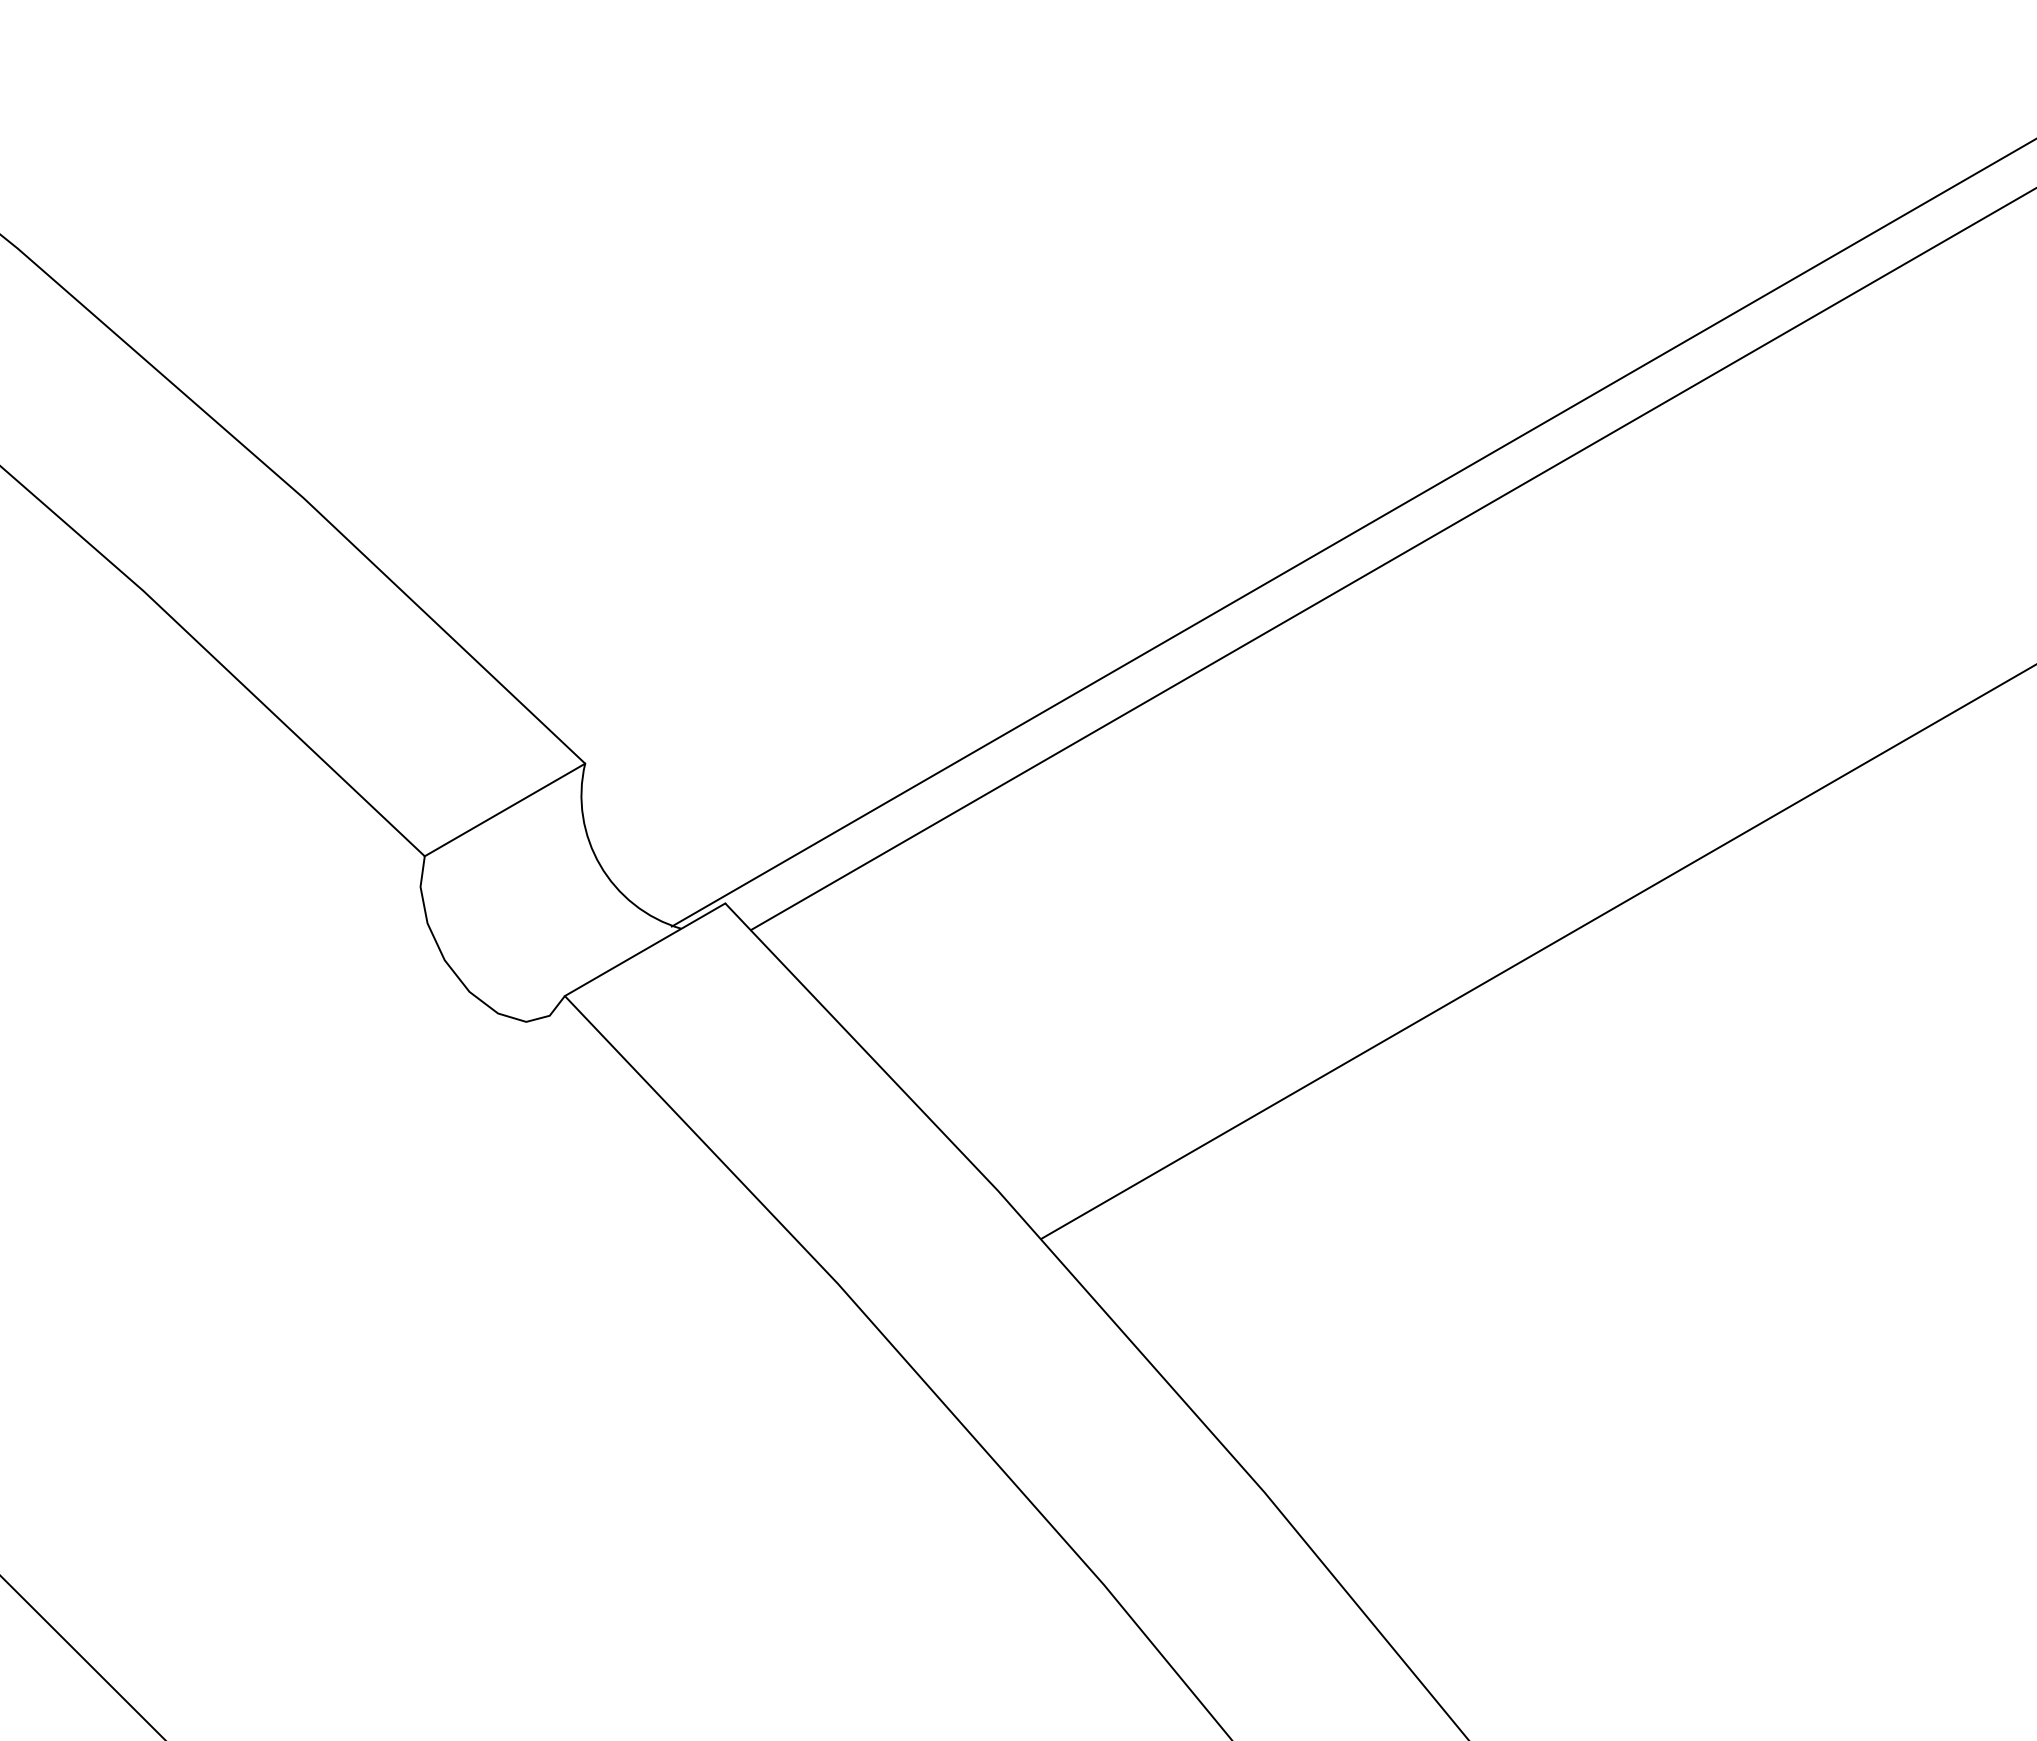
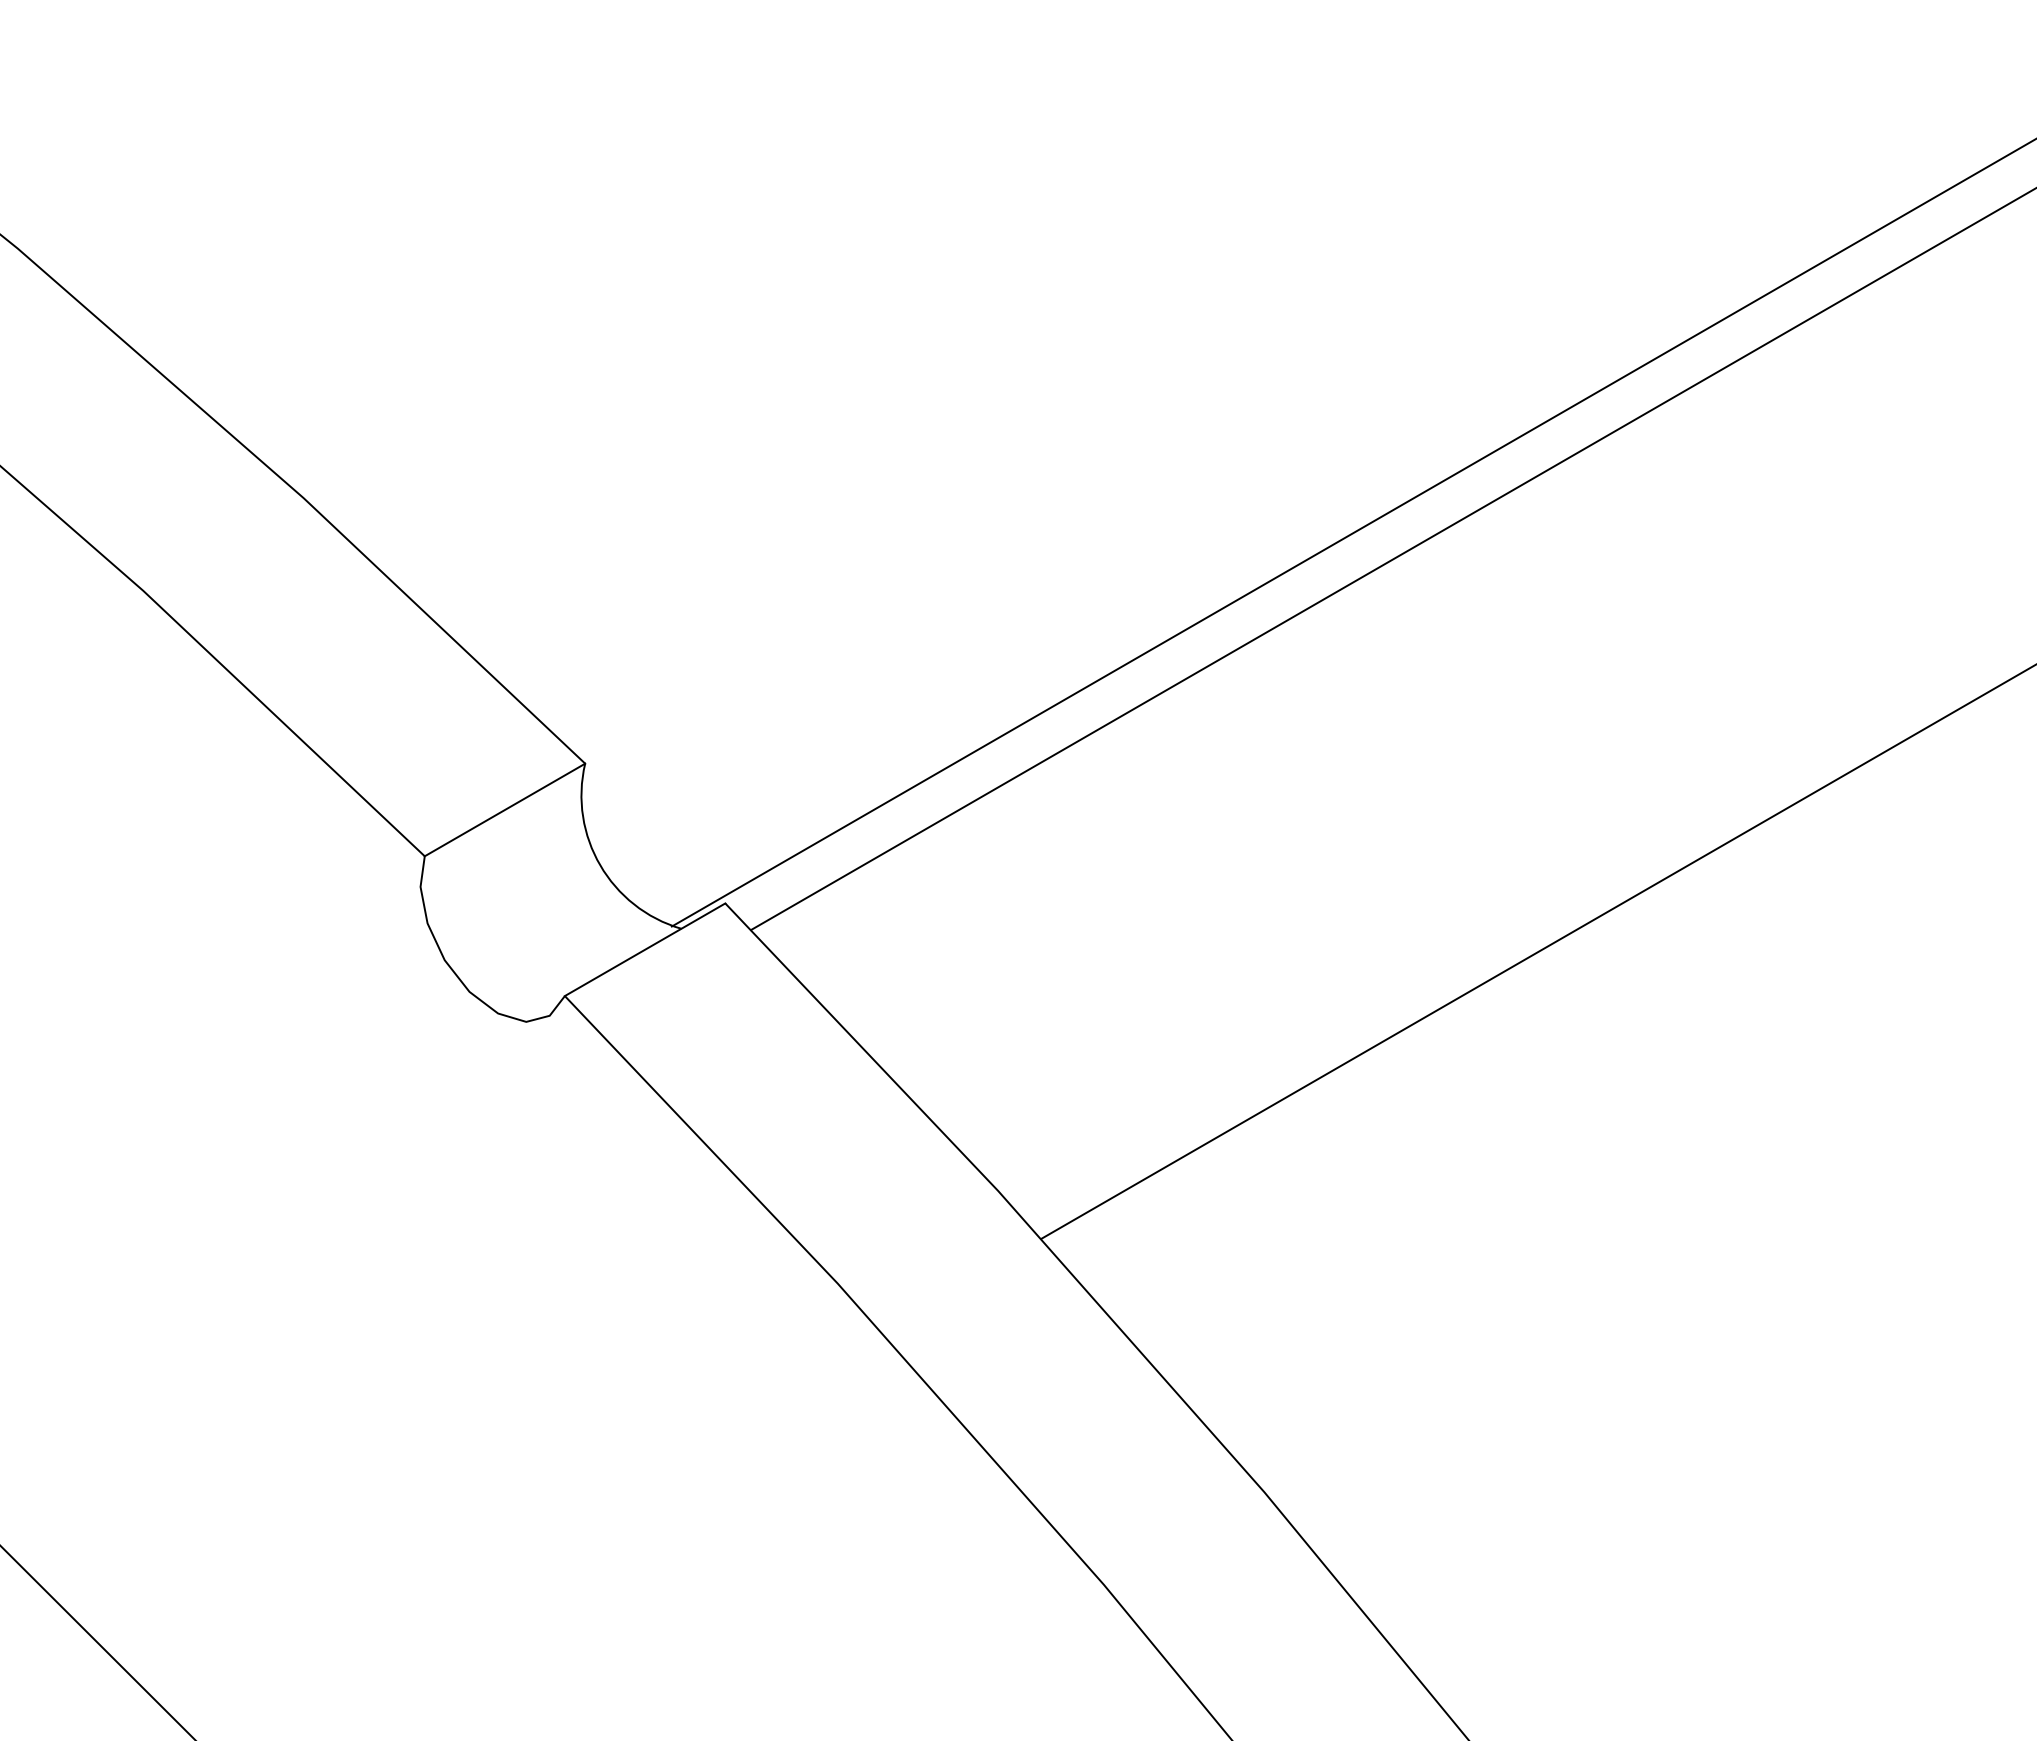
line position: (82, 1657) -> (97, 1642) (97, 1642)
